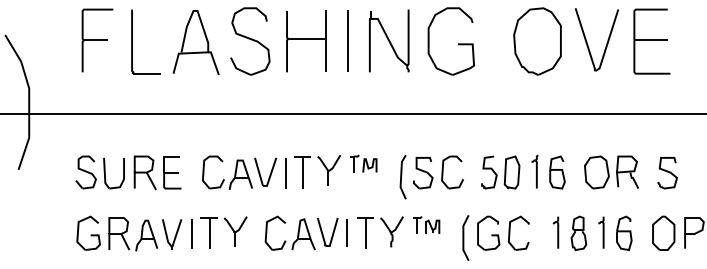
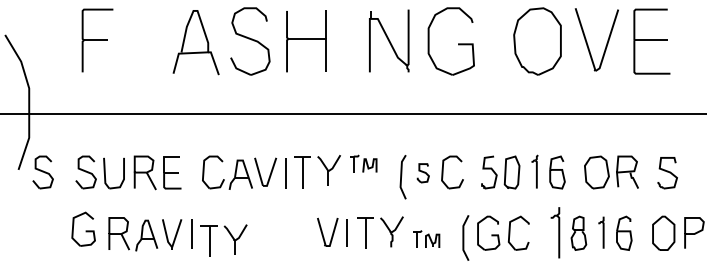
line: present -> none (347, 40)
part: present -> none (132, 41)
part: none -> present (42, 172)
part size: 21x33 px -> 14x21 px (422, 173)
part position: (426, 224) -> (426, 238) (426, 238)
part position: (229, 226) -> (229, 234) (229, 234)
part position: (88, 232) -> (83, 228) (83, 228)
part: present -> none (297, 232)
part size: 7x33 px -> 11x52 px (555, 232)
